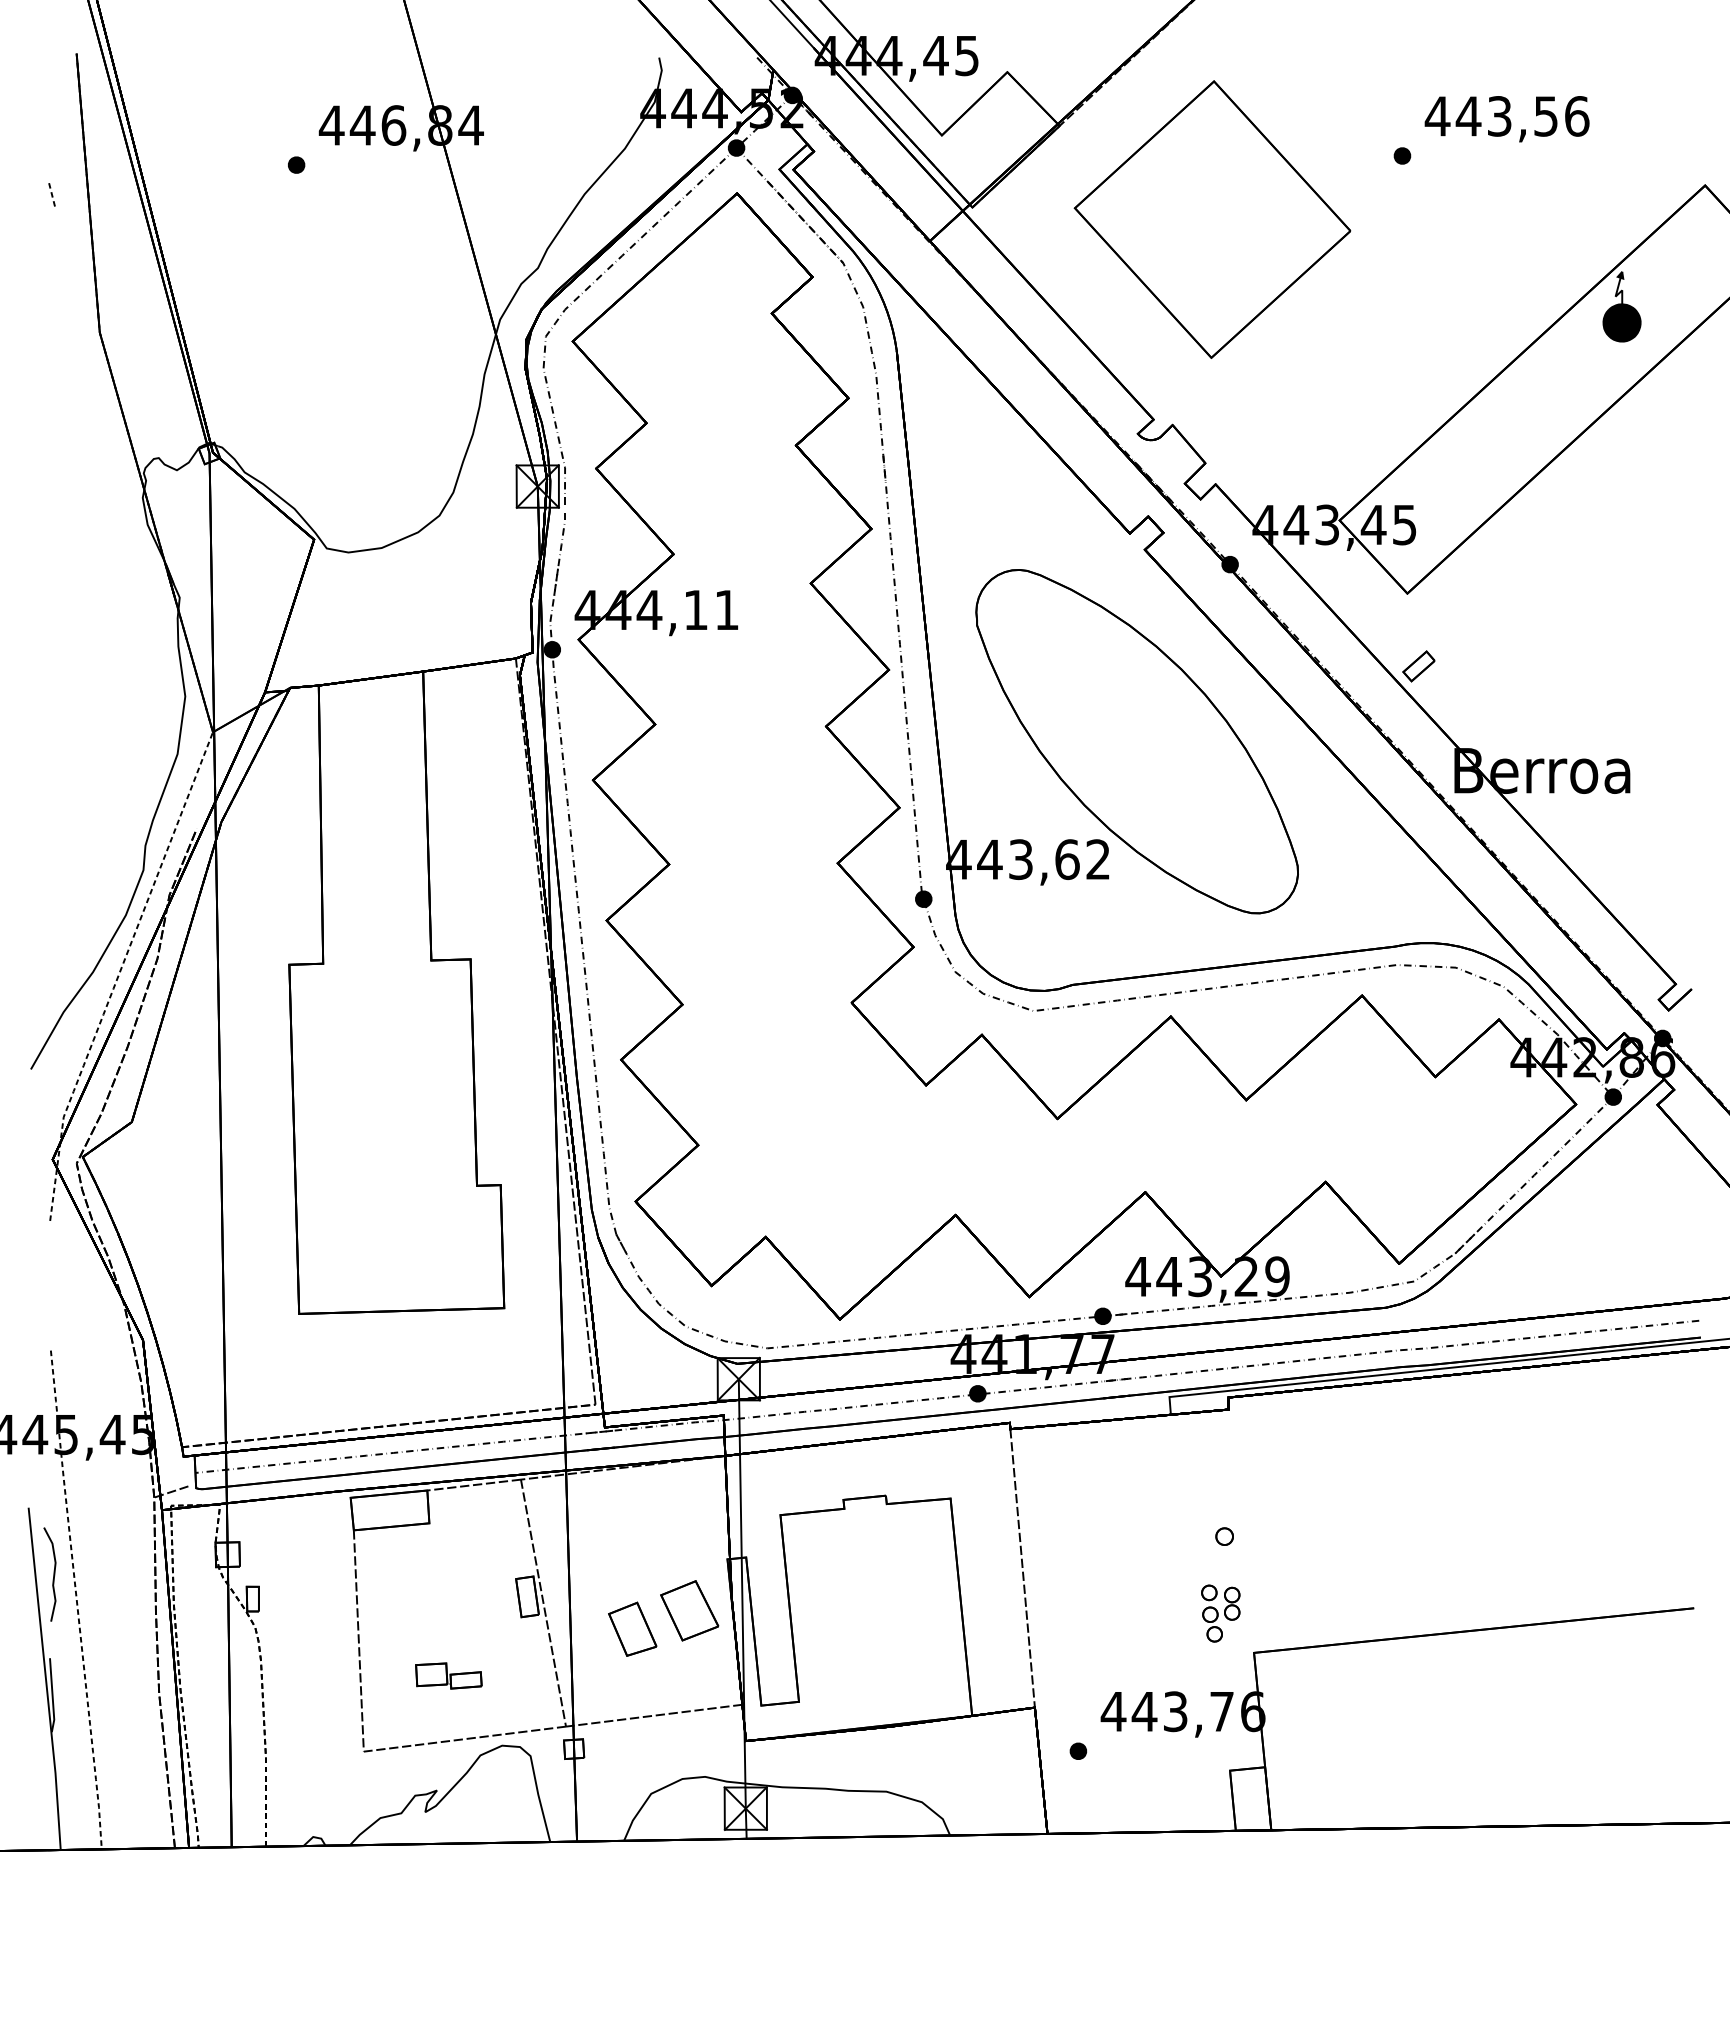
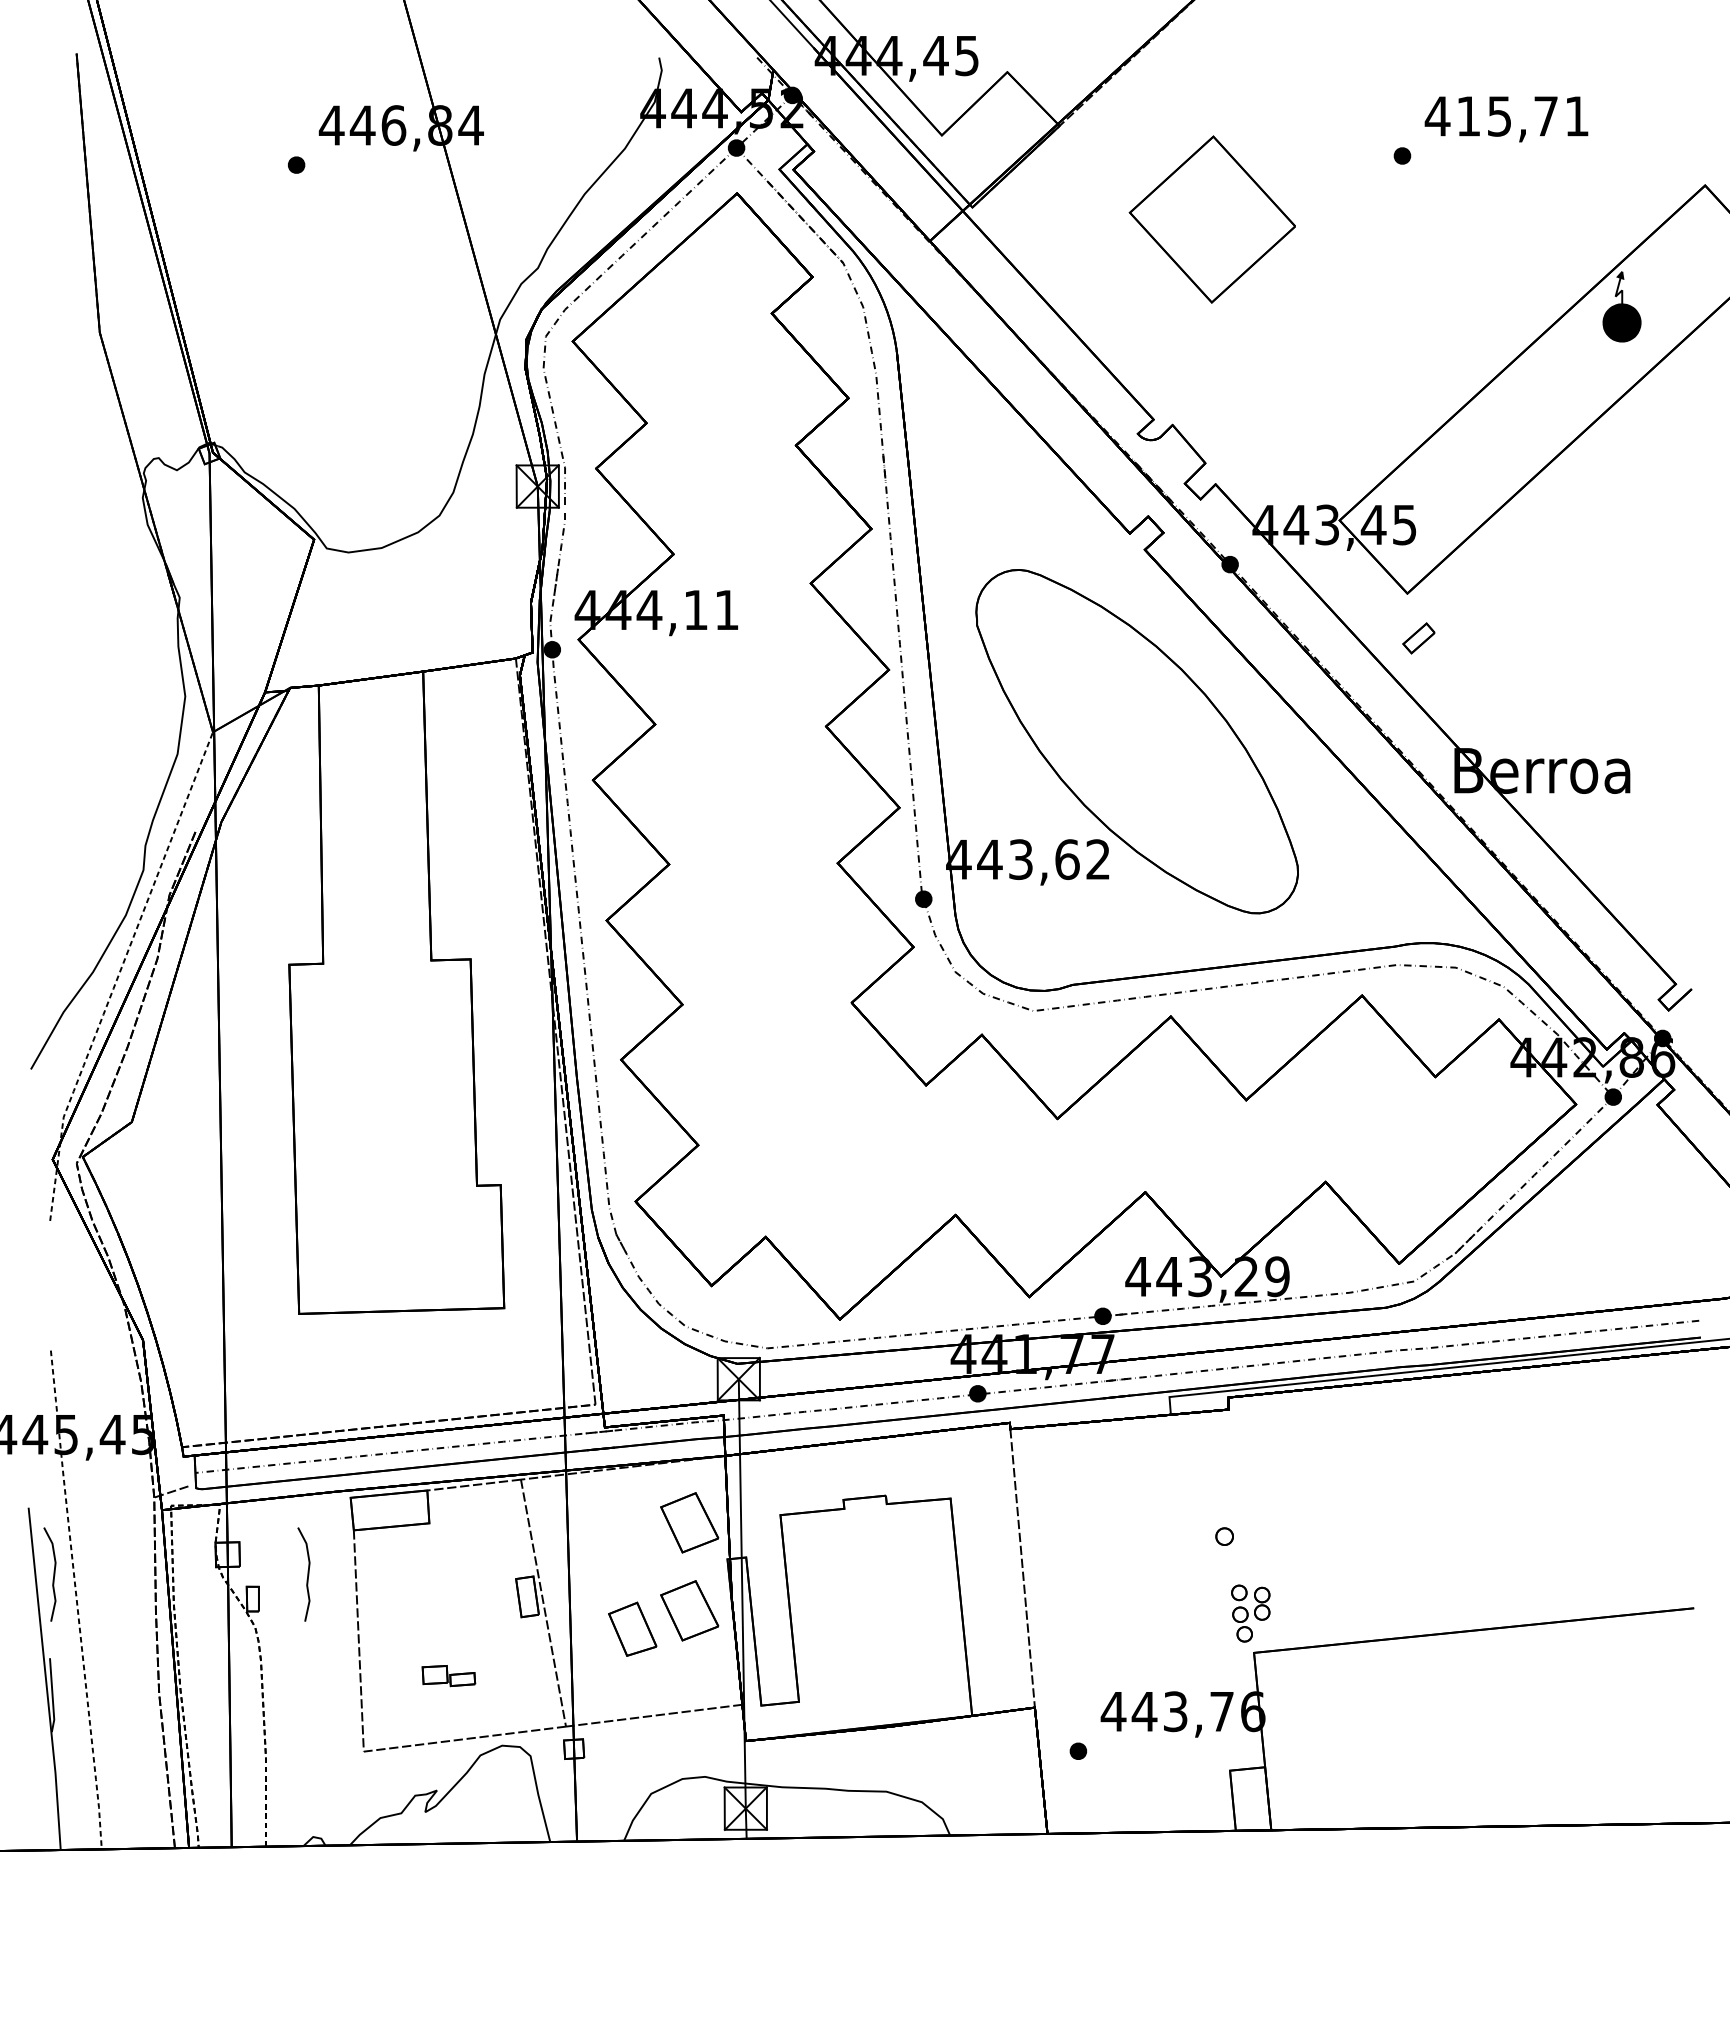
text: 443,56 -> 415,71 (1522, 116)
line: present -> none (51, 194)
part size: 279x279 px -> 168x169 px (1211, 219)
part position: (1418, 666) -> (1418, 638) (1418, 638)
part: none -> present (689, 1522)
curve: none -> present (307, 1574)
part position: (1220, 1613) -> (1250, 1613) (1250, 1613)
part size: 68x28 px -> 56x23 px (448, 1676)
